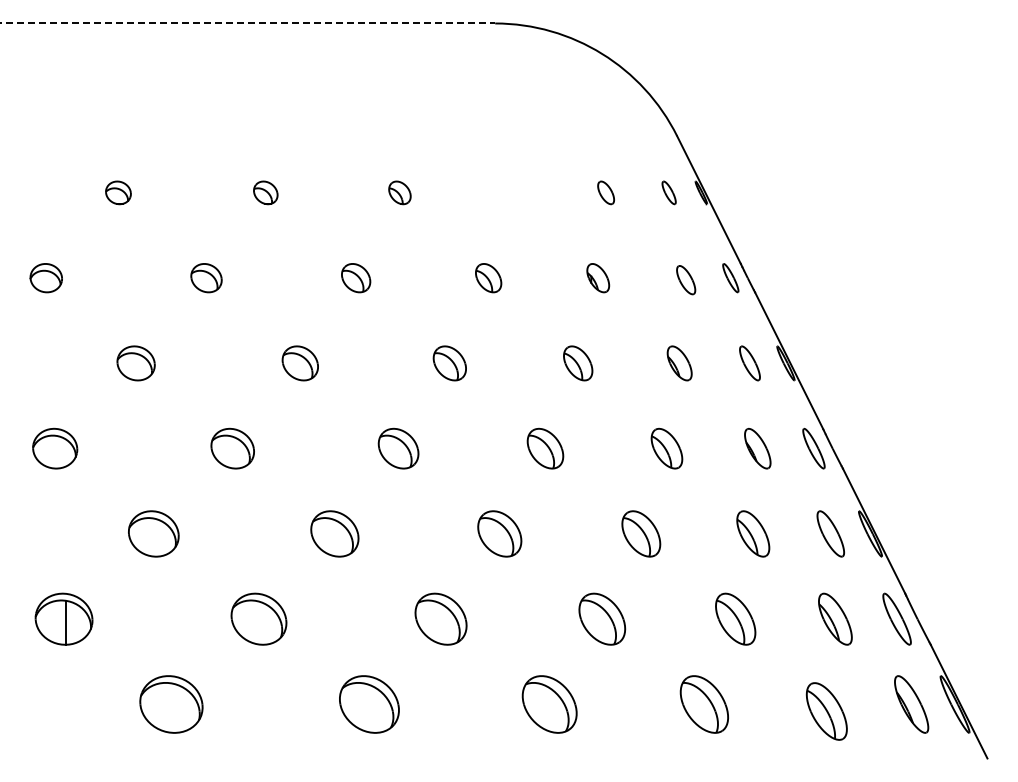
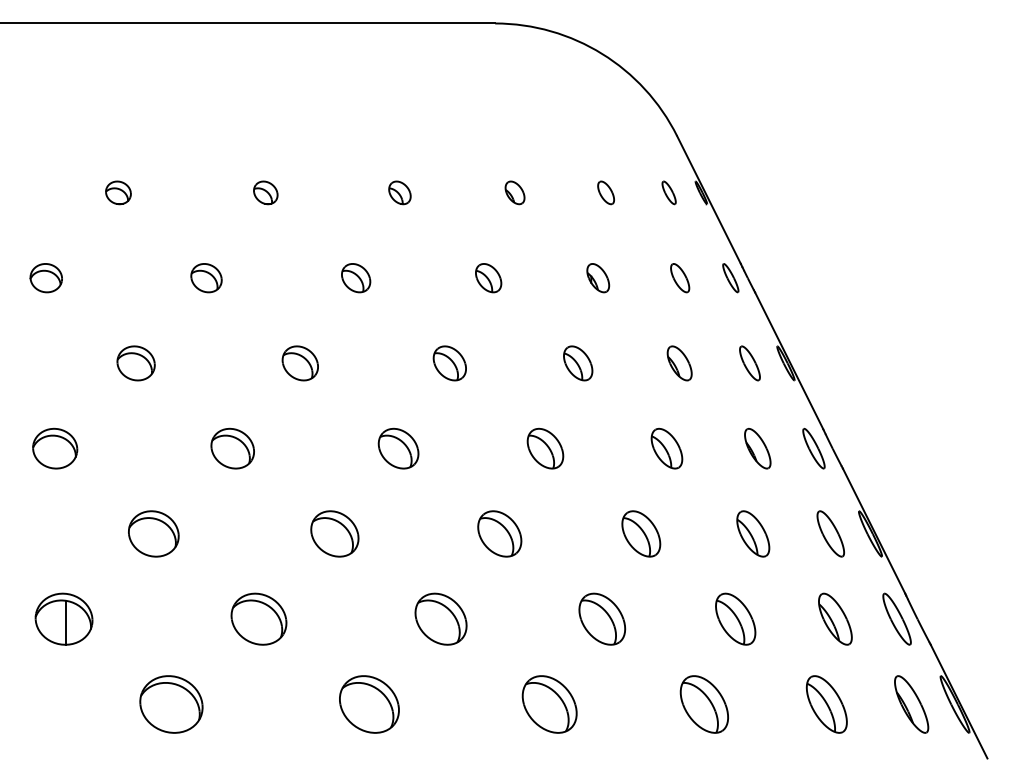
line: dashed -> solid (248, 23)
part: none -> present (514, 192)
part position: (686, 280) -> (680, 278) (680, 278)
part position: (826, 711) -> (826, 704) (826, 704)
